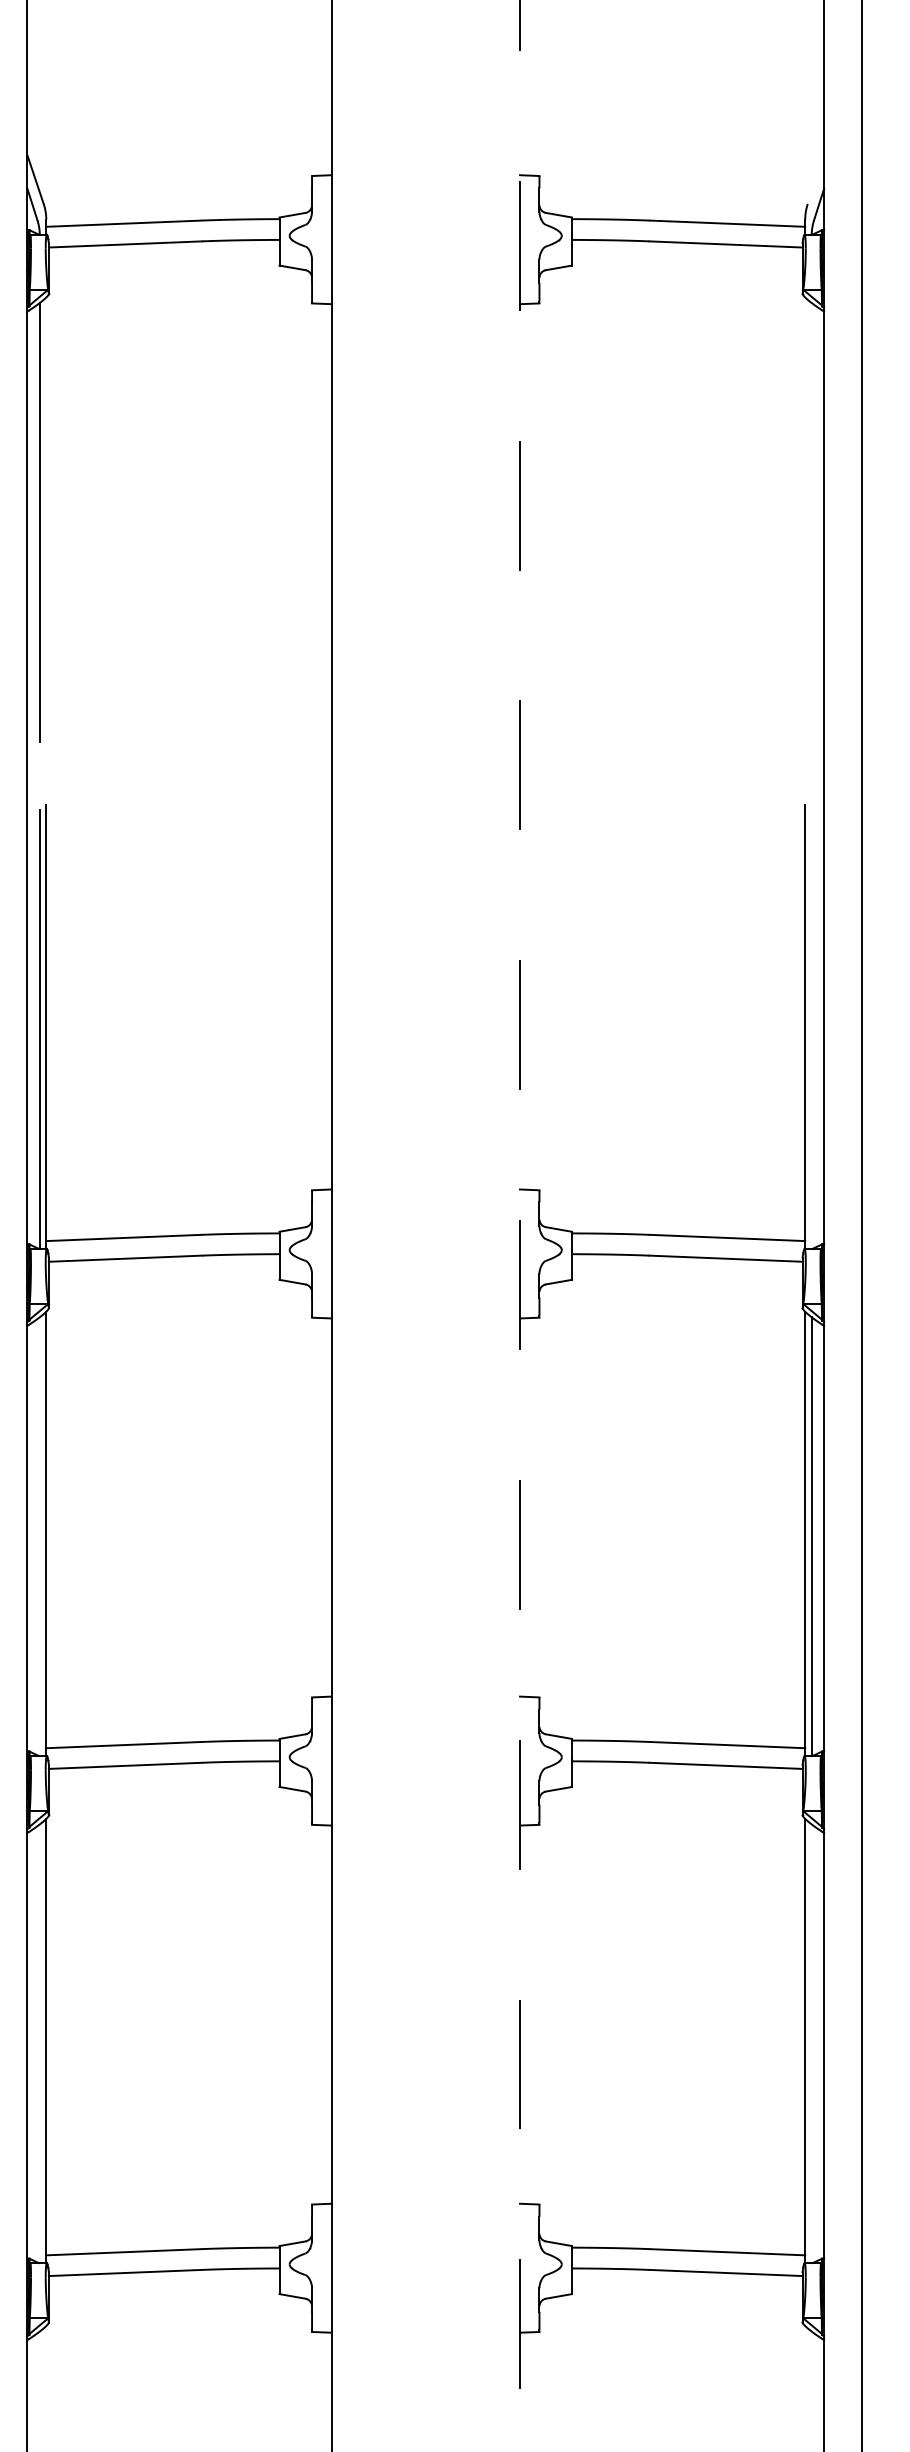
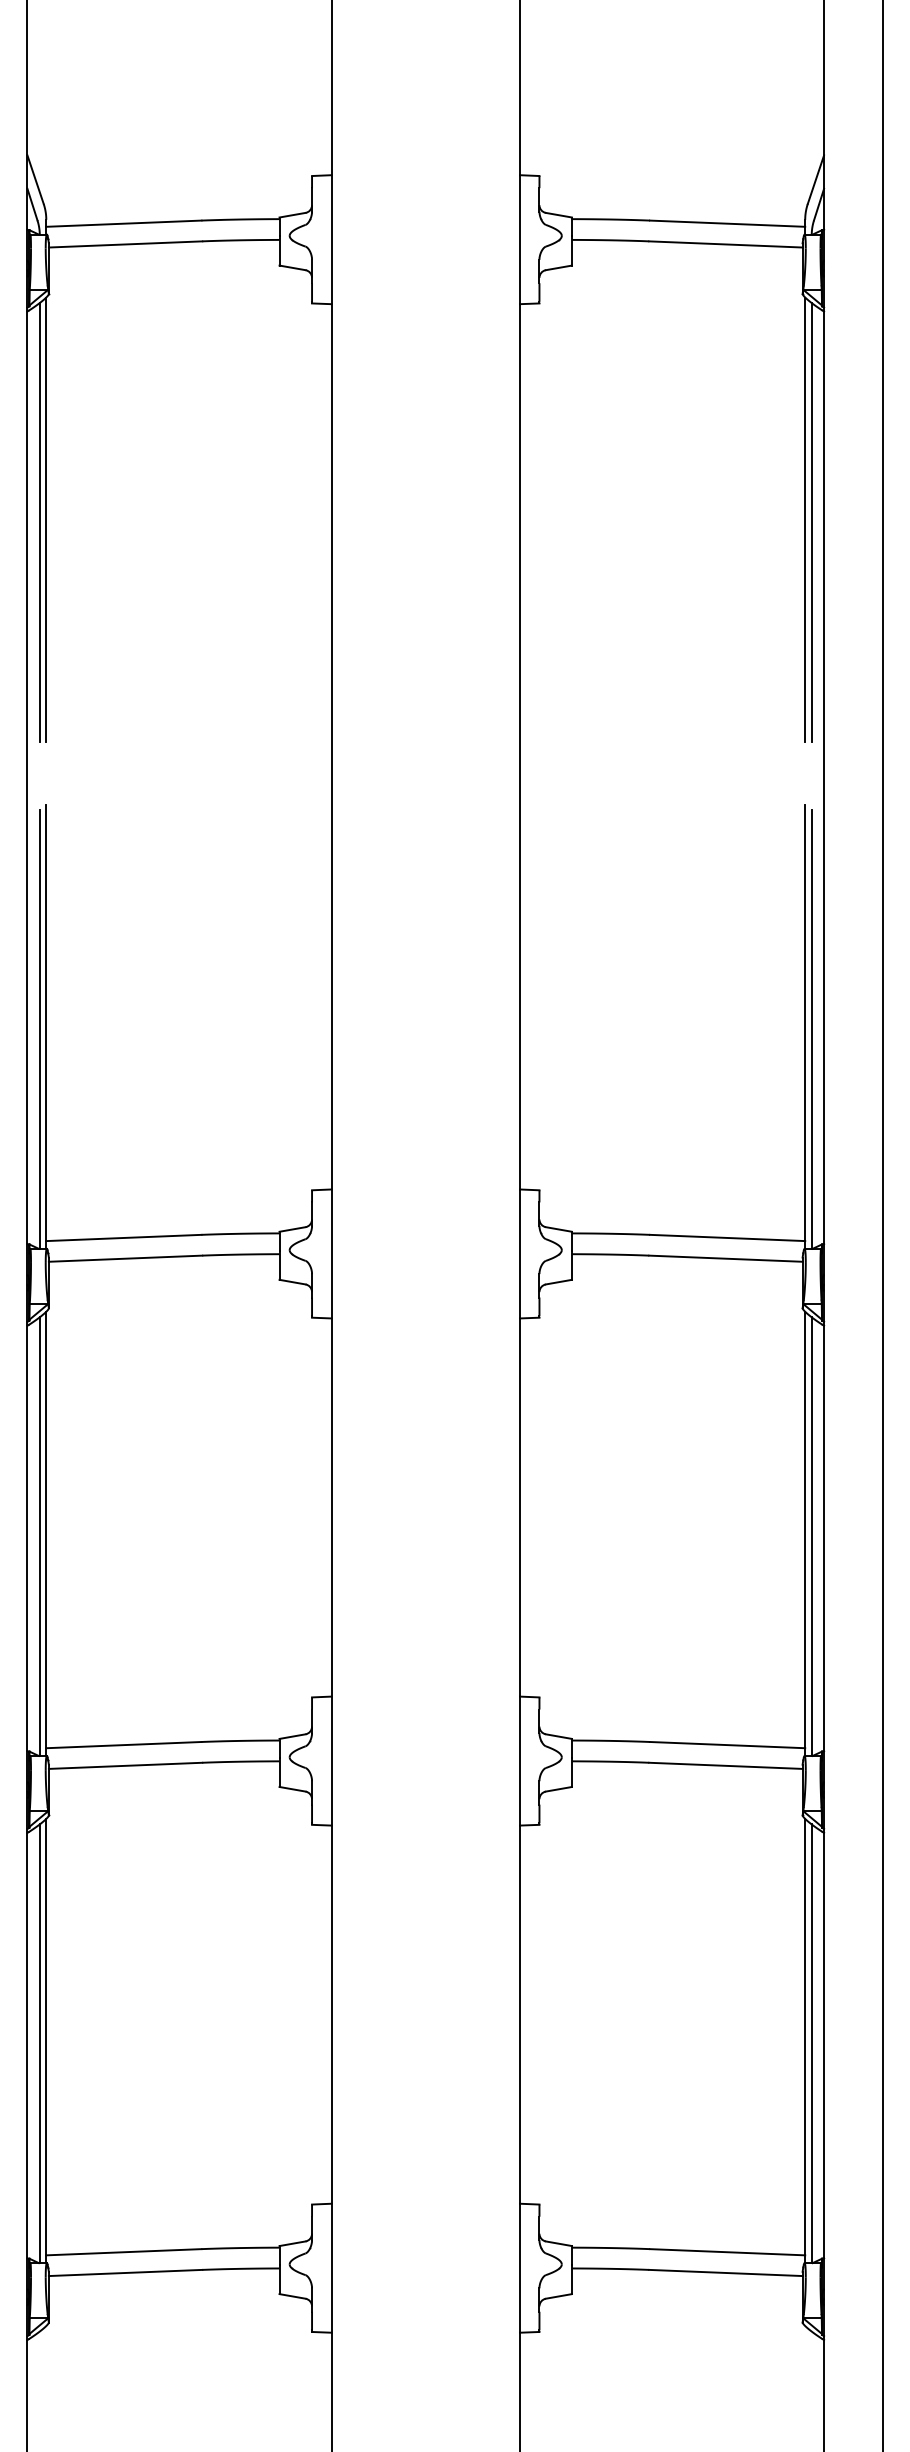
line: none -> present (815, 179)
line: none -> present (46, 519)
line: none -> present (805, 519)
line: none -> present (811, 522)
line: none -> present (811, 1029)
line: dashed -> solid (519, 1225)
line position: (861, 1225) -> (882, 1225) (882, 1225)
line: none -> present (39, 1536)
line: none -> present (39, 2043)
line: none -> present (811, 2043)
